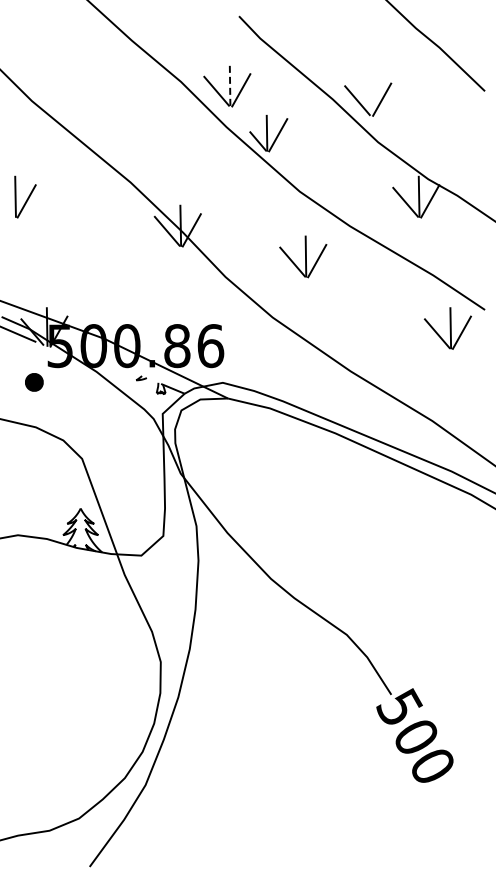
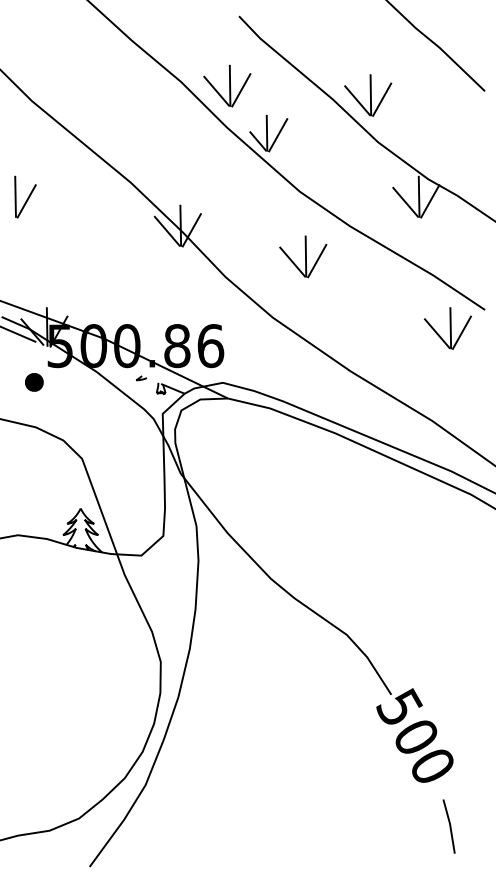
line: dashed -> solid (230, 85)
line: none -> present (370, 95)
line: none -> present (449, 826)
